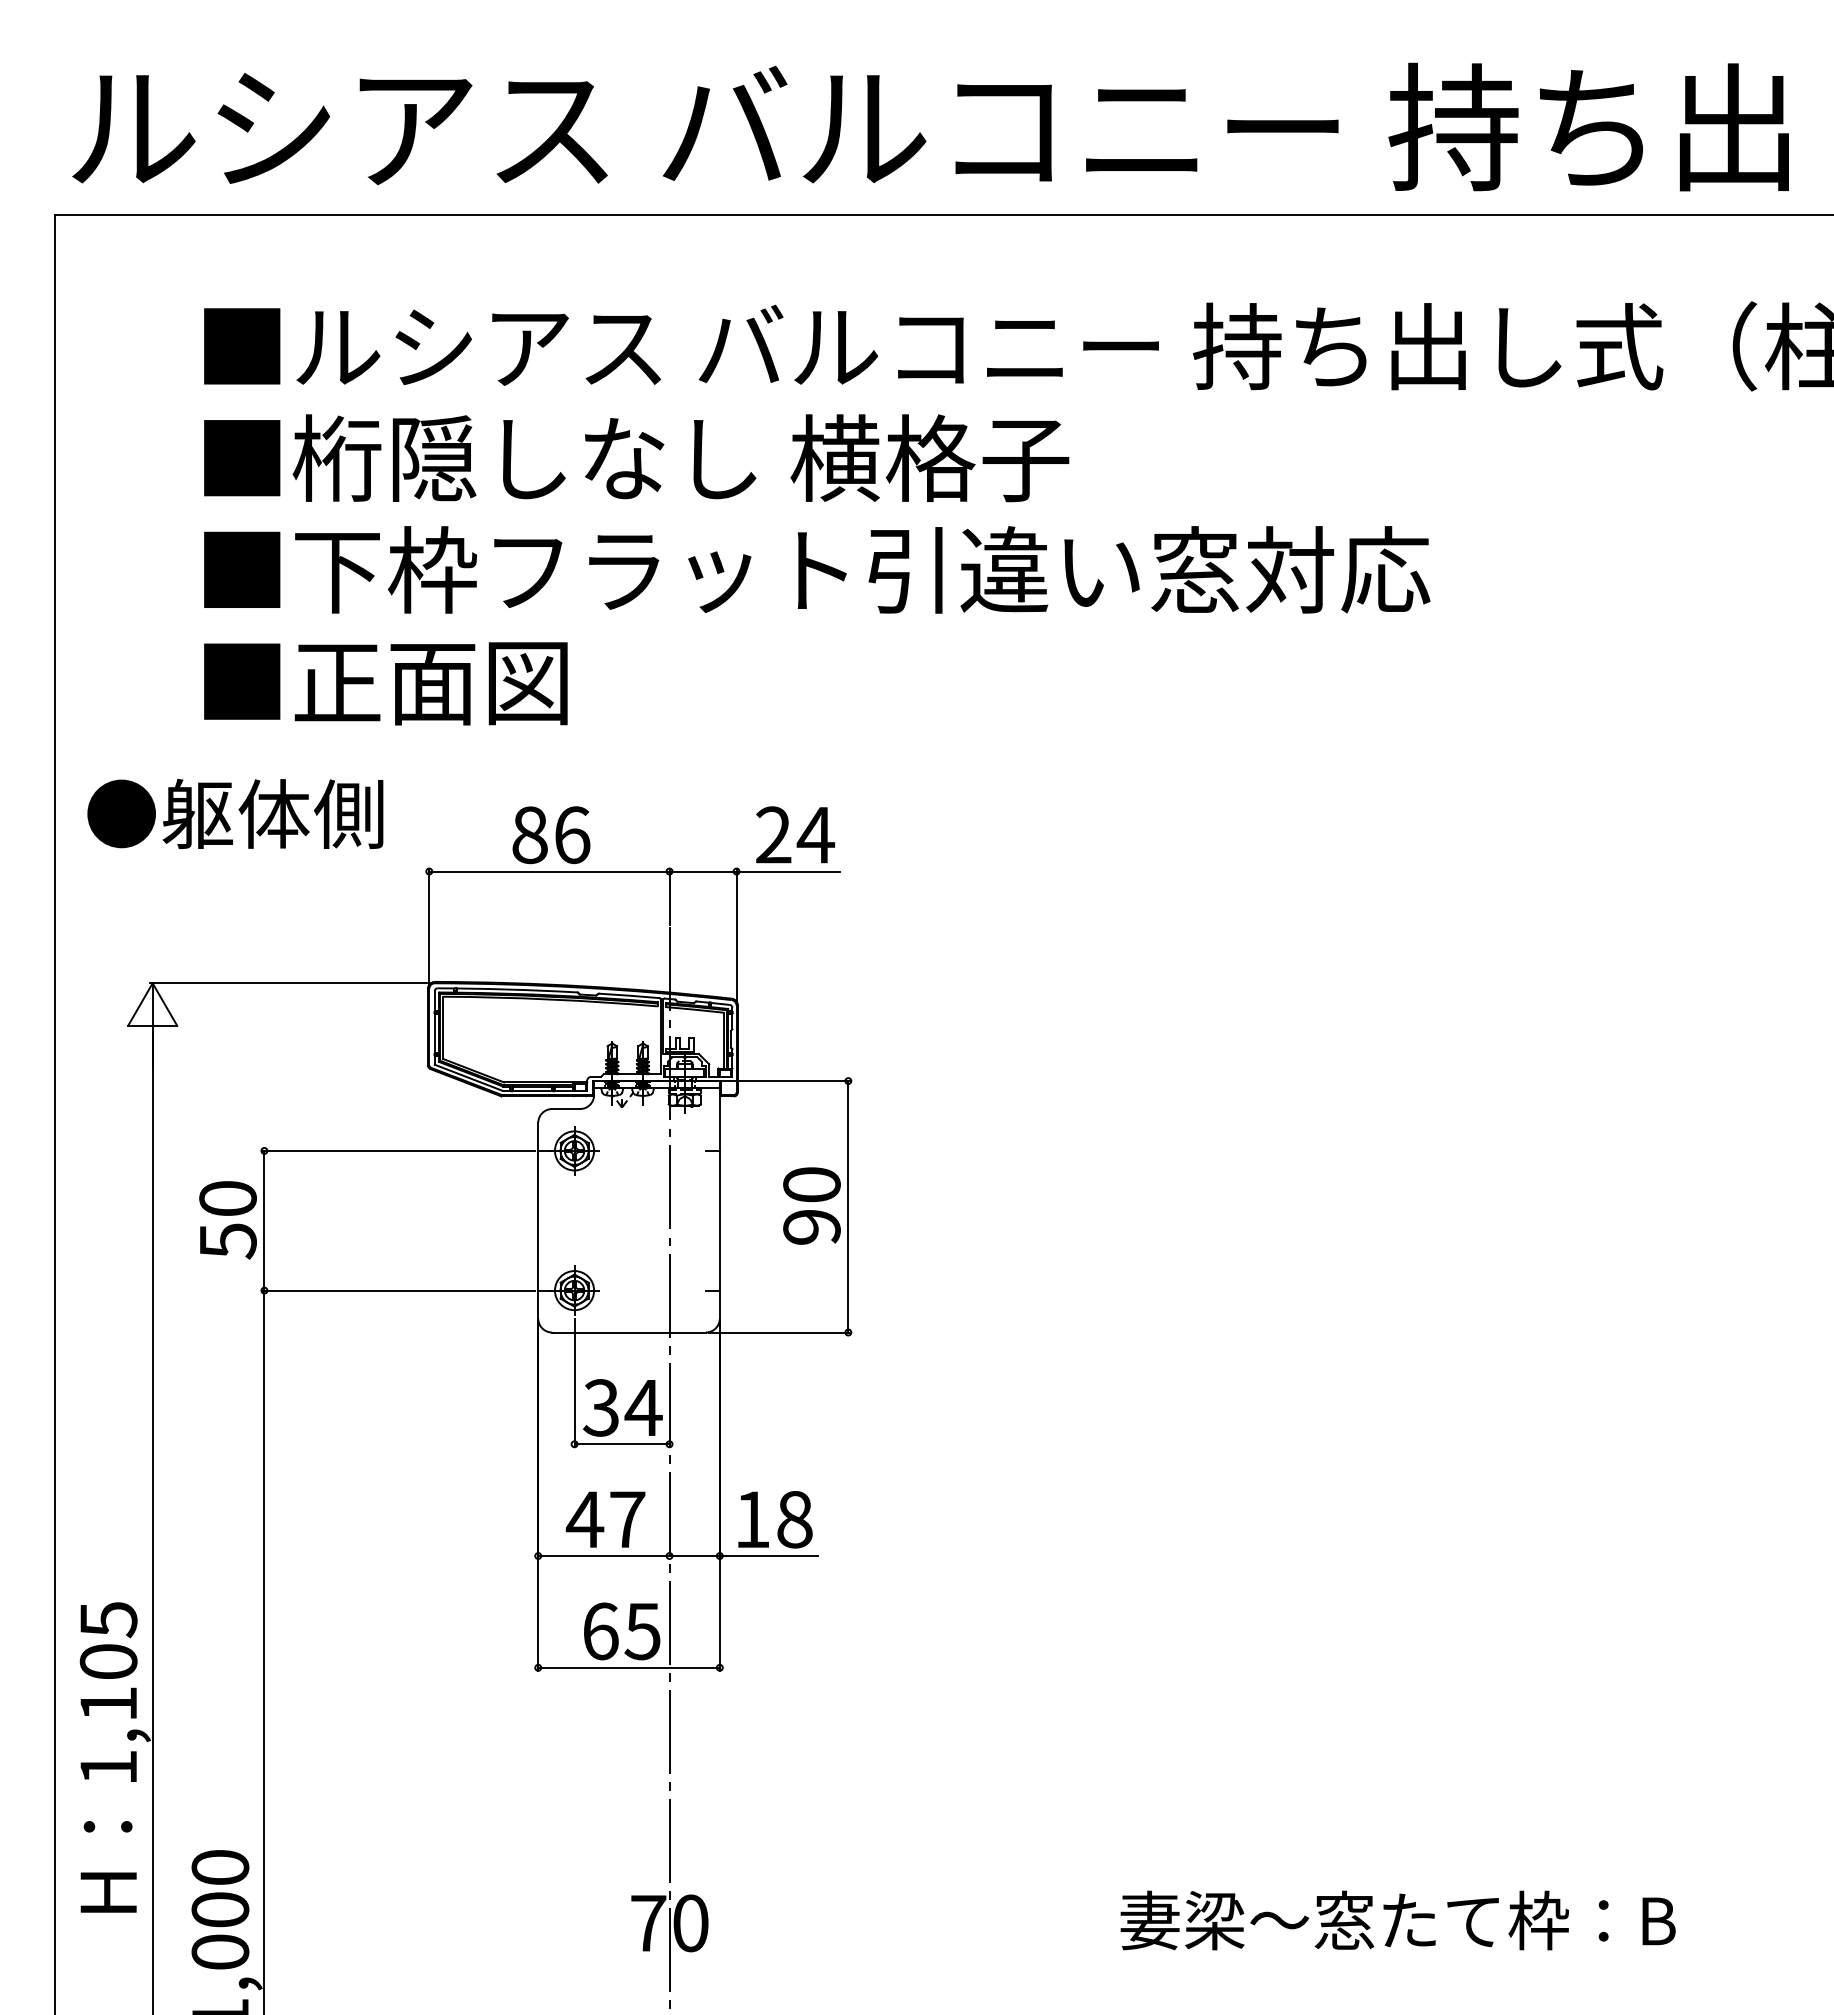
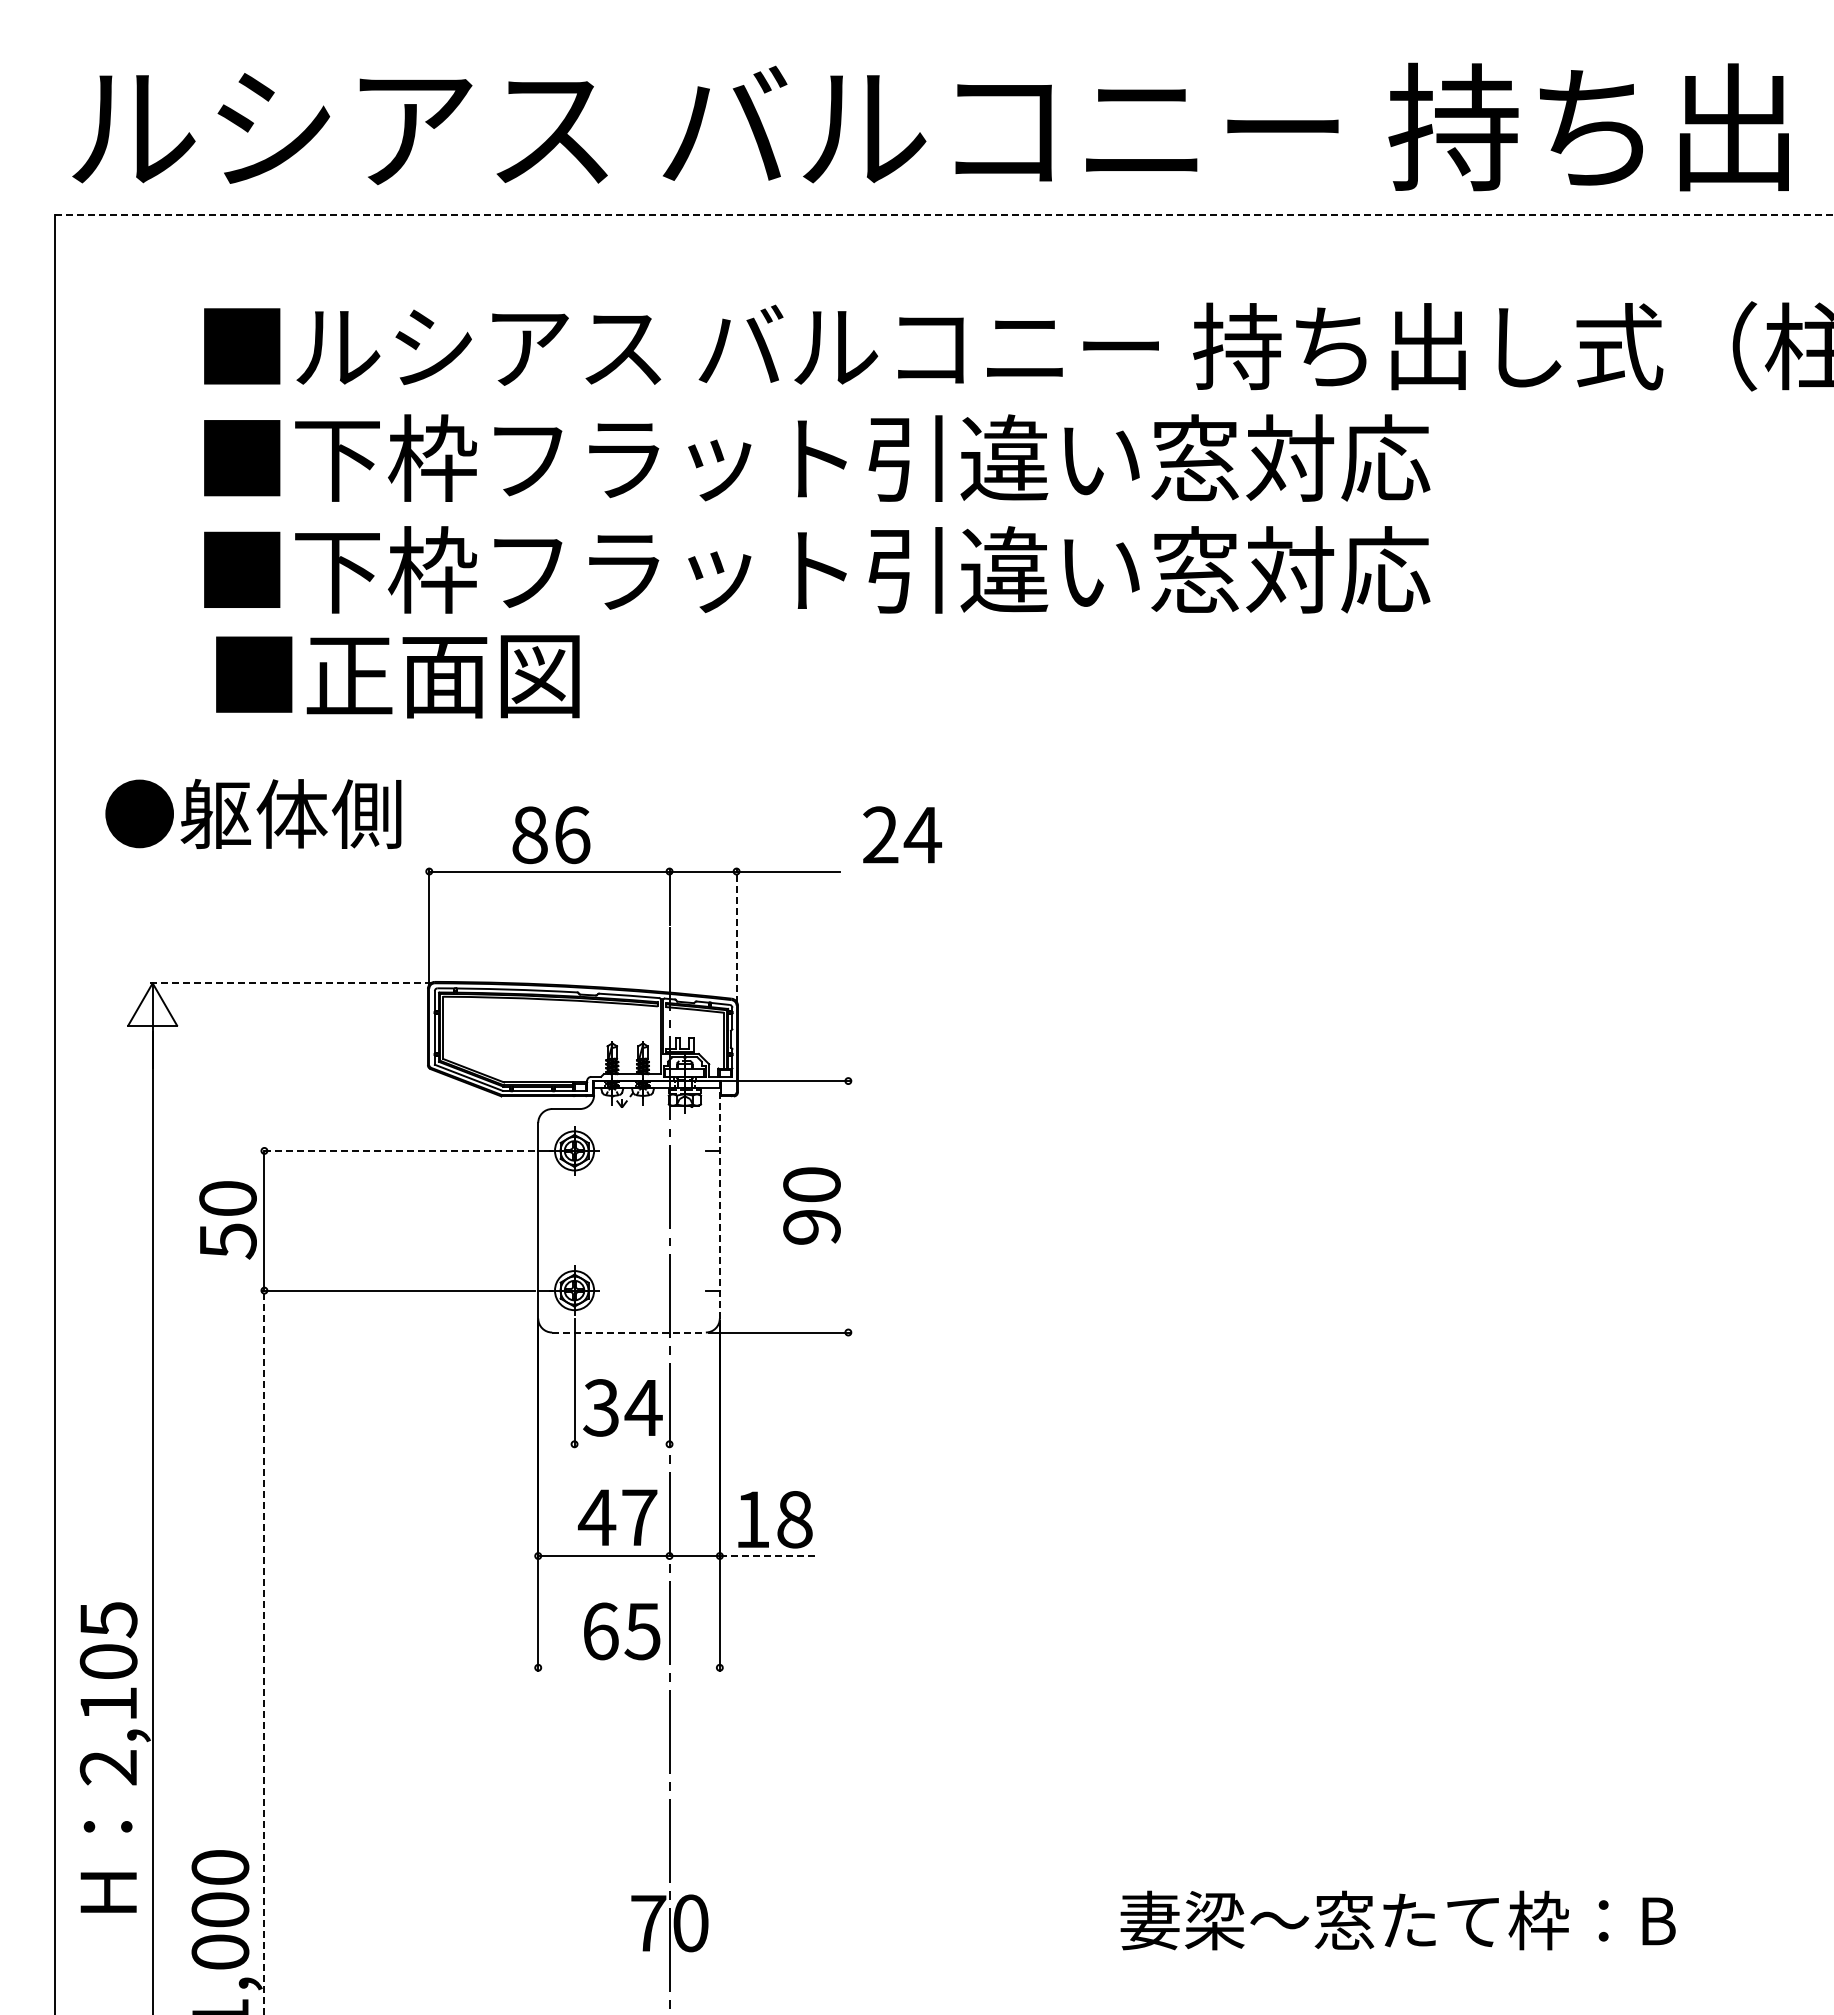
line: solid -> dashed (944, 215)
text: ■桁隠しなし 横格子 -> ■下枠フラット引違い窓対応 (861, 458)
text position: (385, 683) -> (397, 676) (397, 676)
text position: (235, 813) -> (253, 813) (253, 813)
text position: (795, 834) -> (902, 834) (902, 834)
line: solid -> dashed (736, 935)
line: solid -> dashed (290, 983)
line: solid -> dashed (398, 1150)
line: solid -> dashed (719, 1199)
line: present -> none (848, 1206)
line: solid -> dashed (629, 1332)
line: present -> none (621, 1444)
text position: (605, 1519) -> (617, 1517) (617, 1517)
line: solid -> dashed (768, 1556)
line: solid -> dashed (264, 1652)
line: present -> none (628, 1667)
text: 1,105 -> 2,105 (107, 1767)
